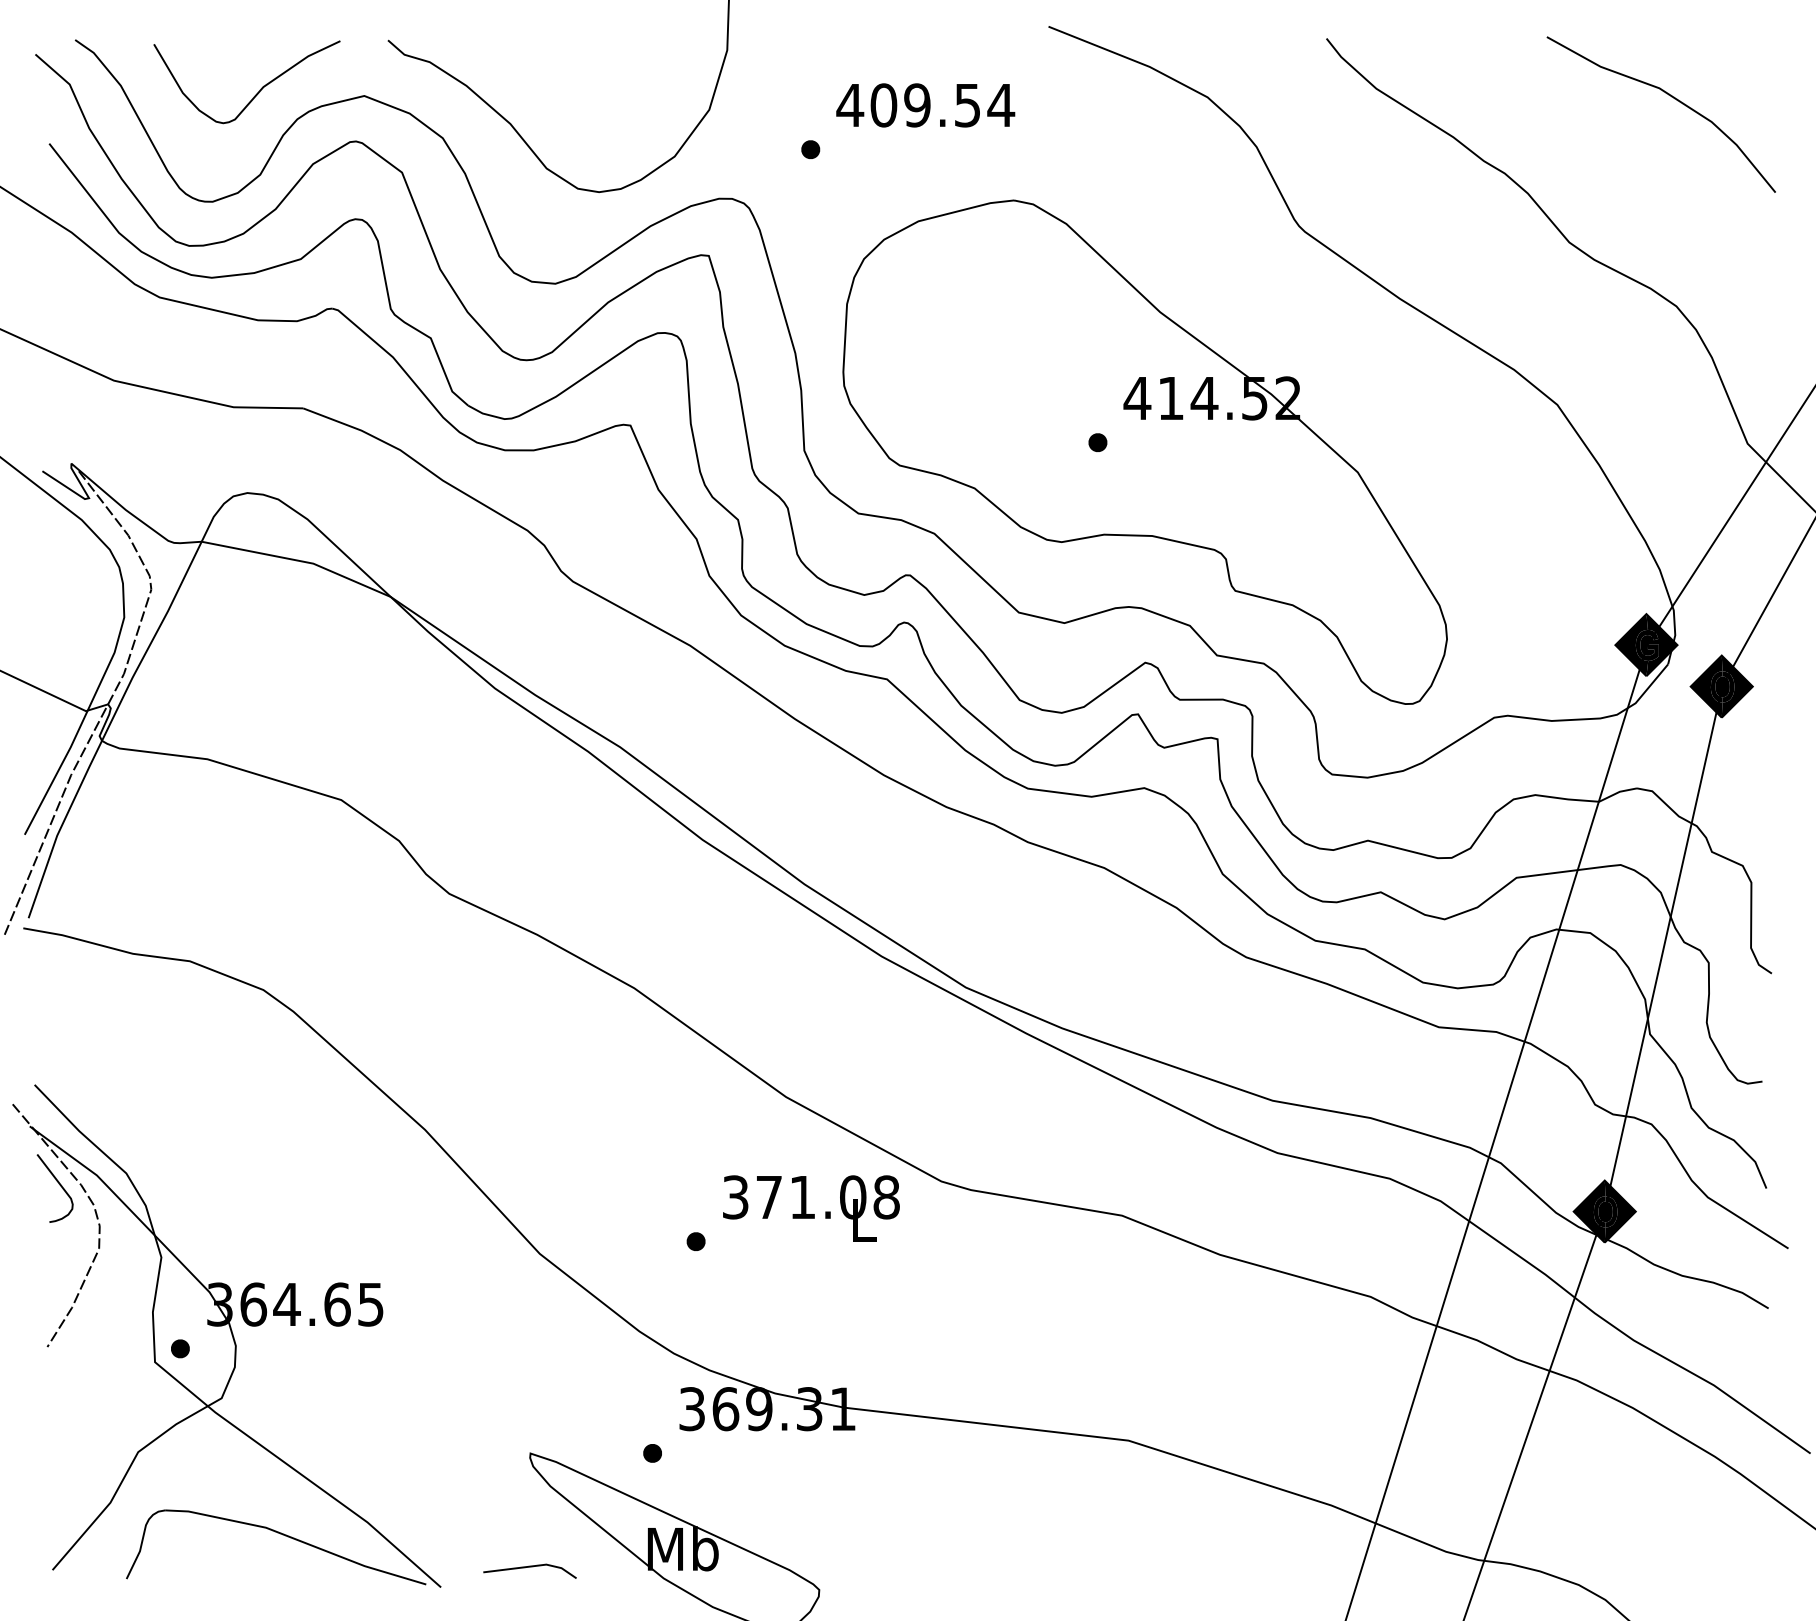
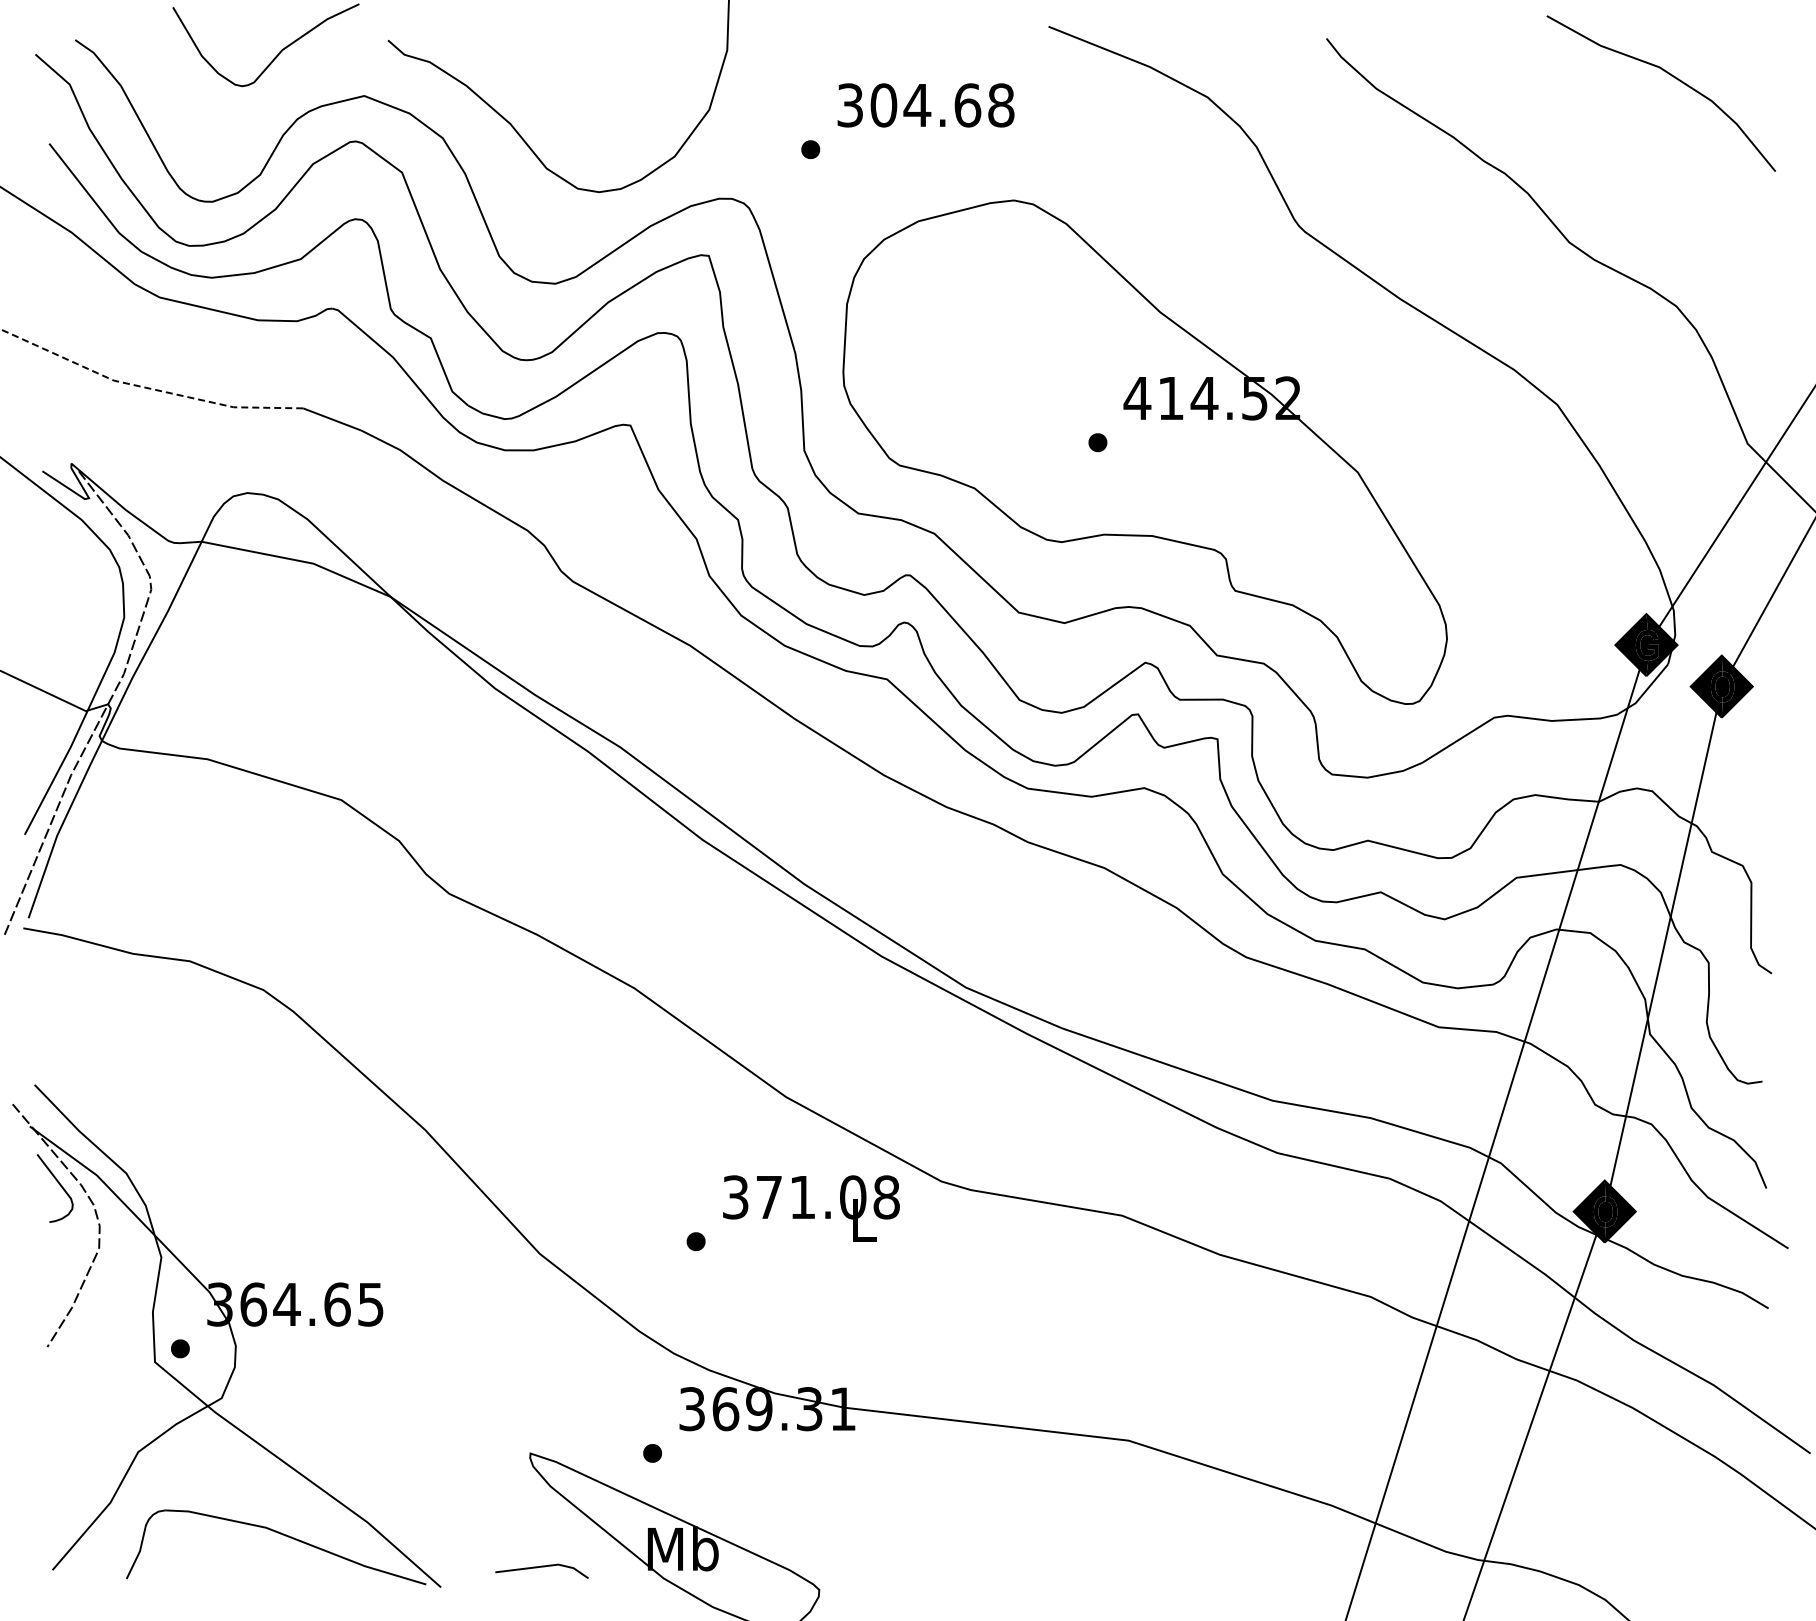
curve position: (257, 92) -> (276, 55) (276, 55)
curve position: (1671, 97) -> (1671, 76) (1671, 76)
text: 409.54 -> 304.68 (925, 105)
line: solid -> dashed (147, 388)
line position: (529, 1567) -> (541, 1567) (541, 1567)
